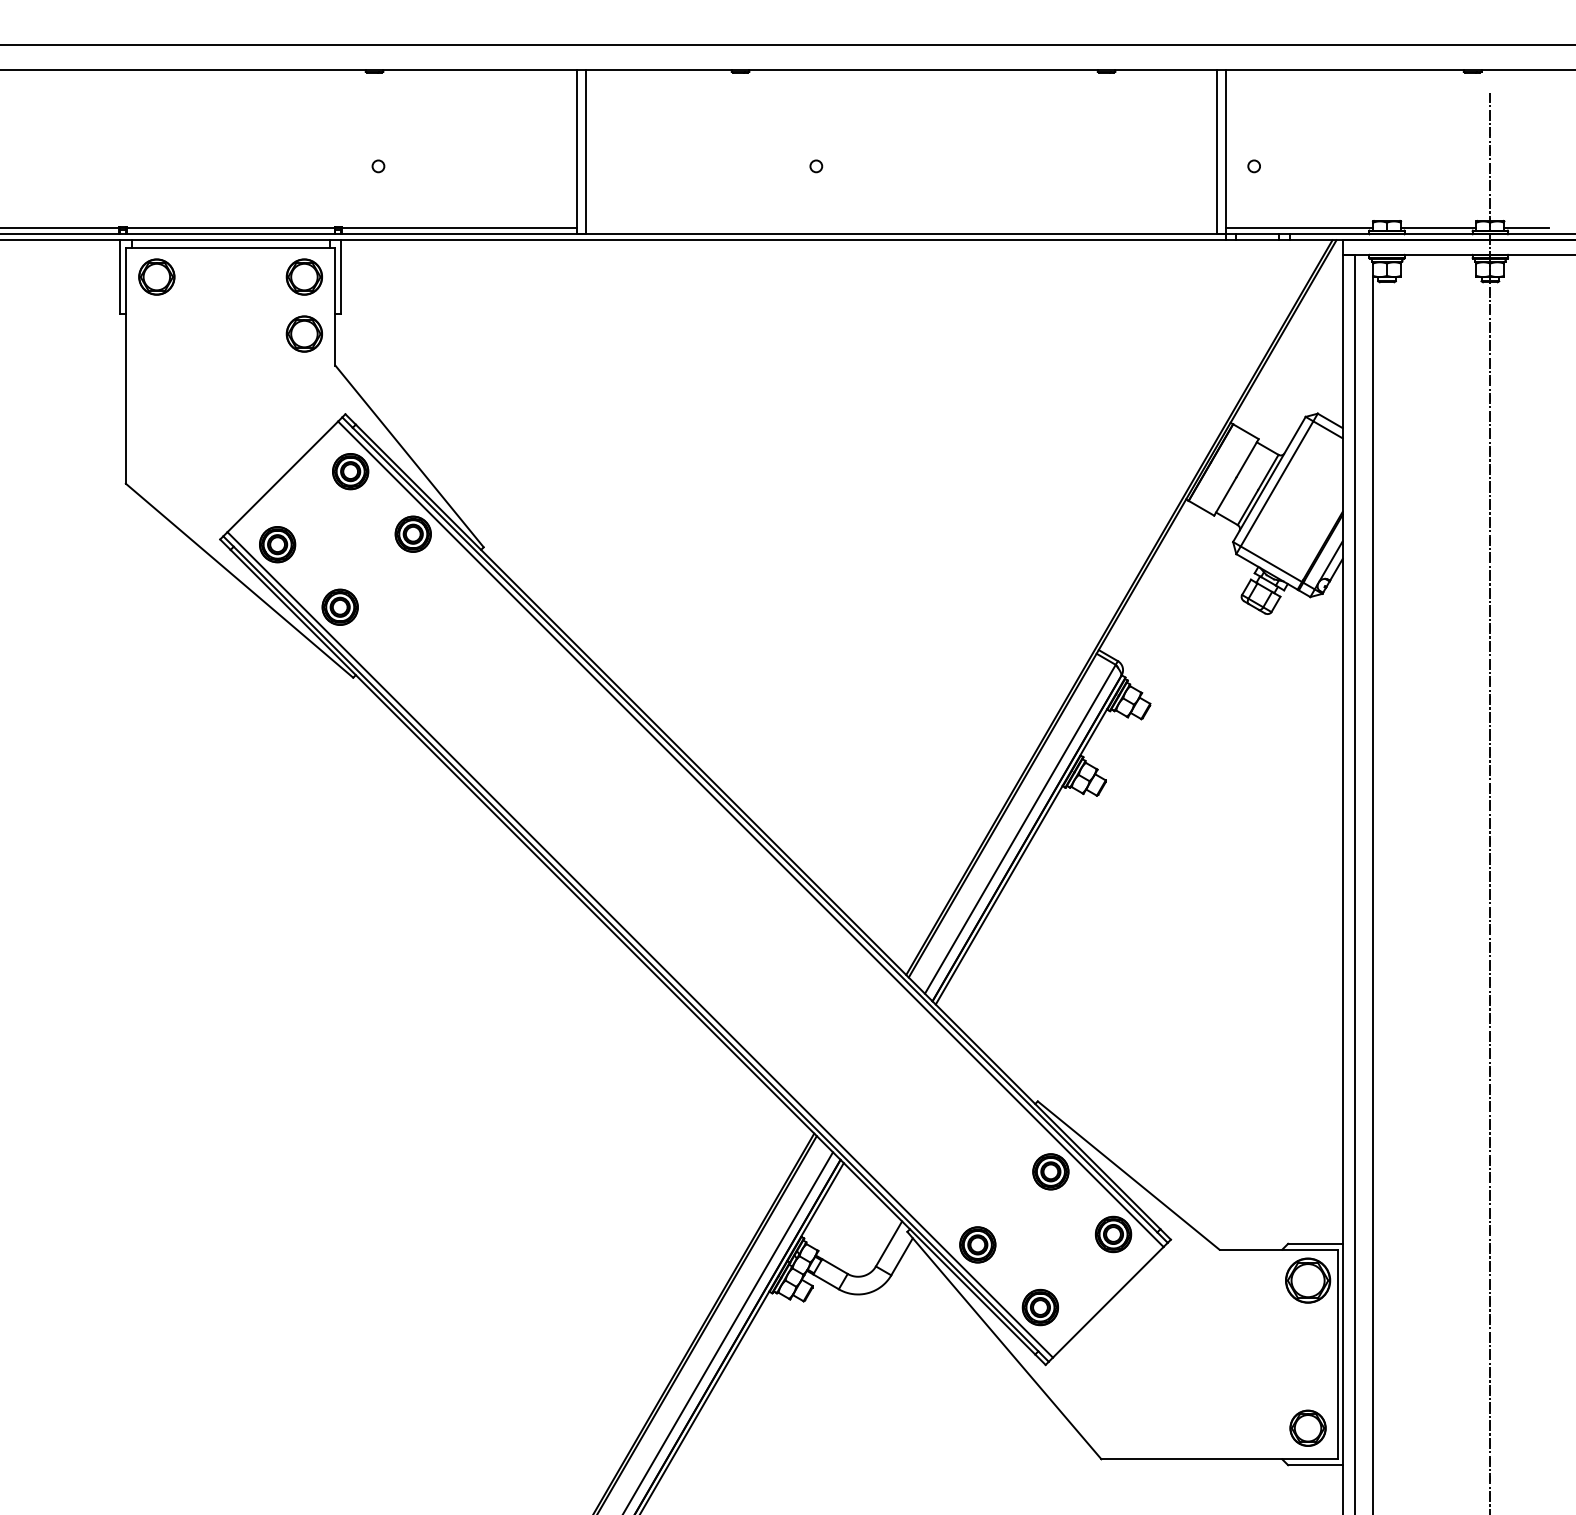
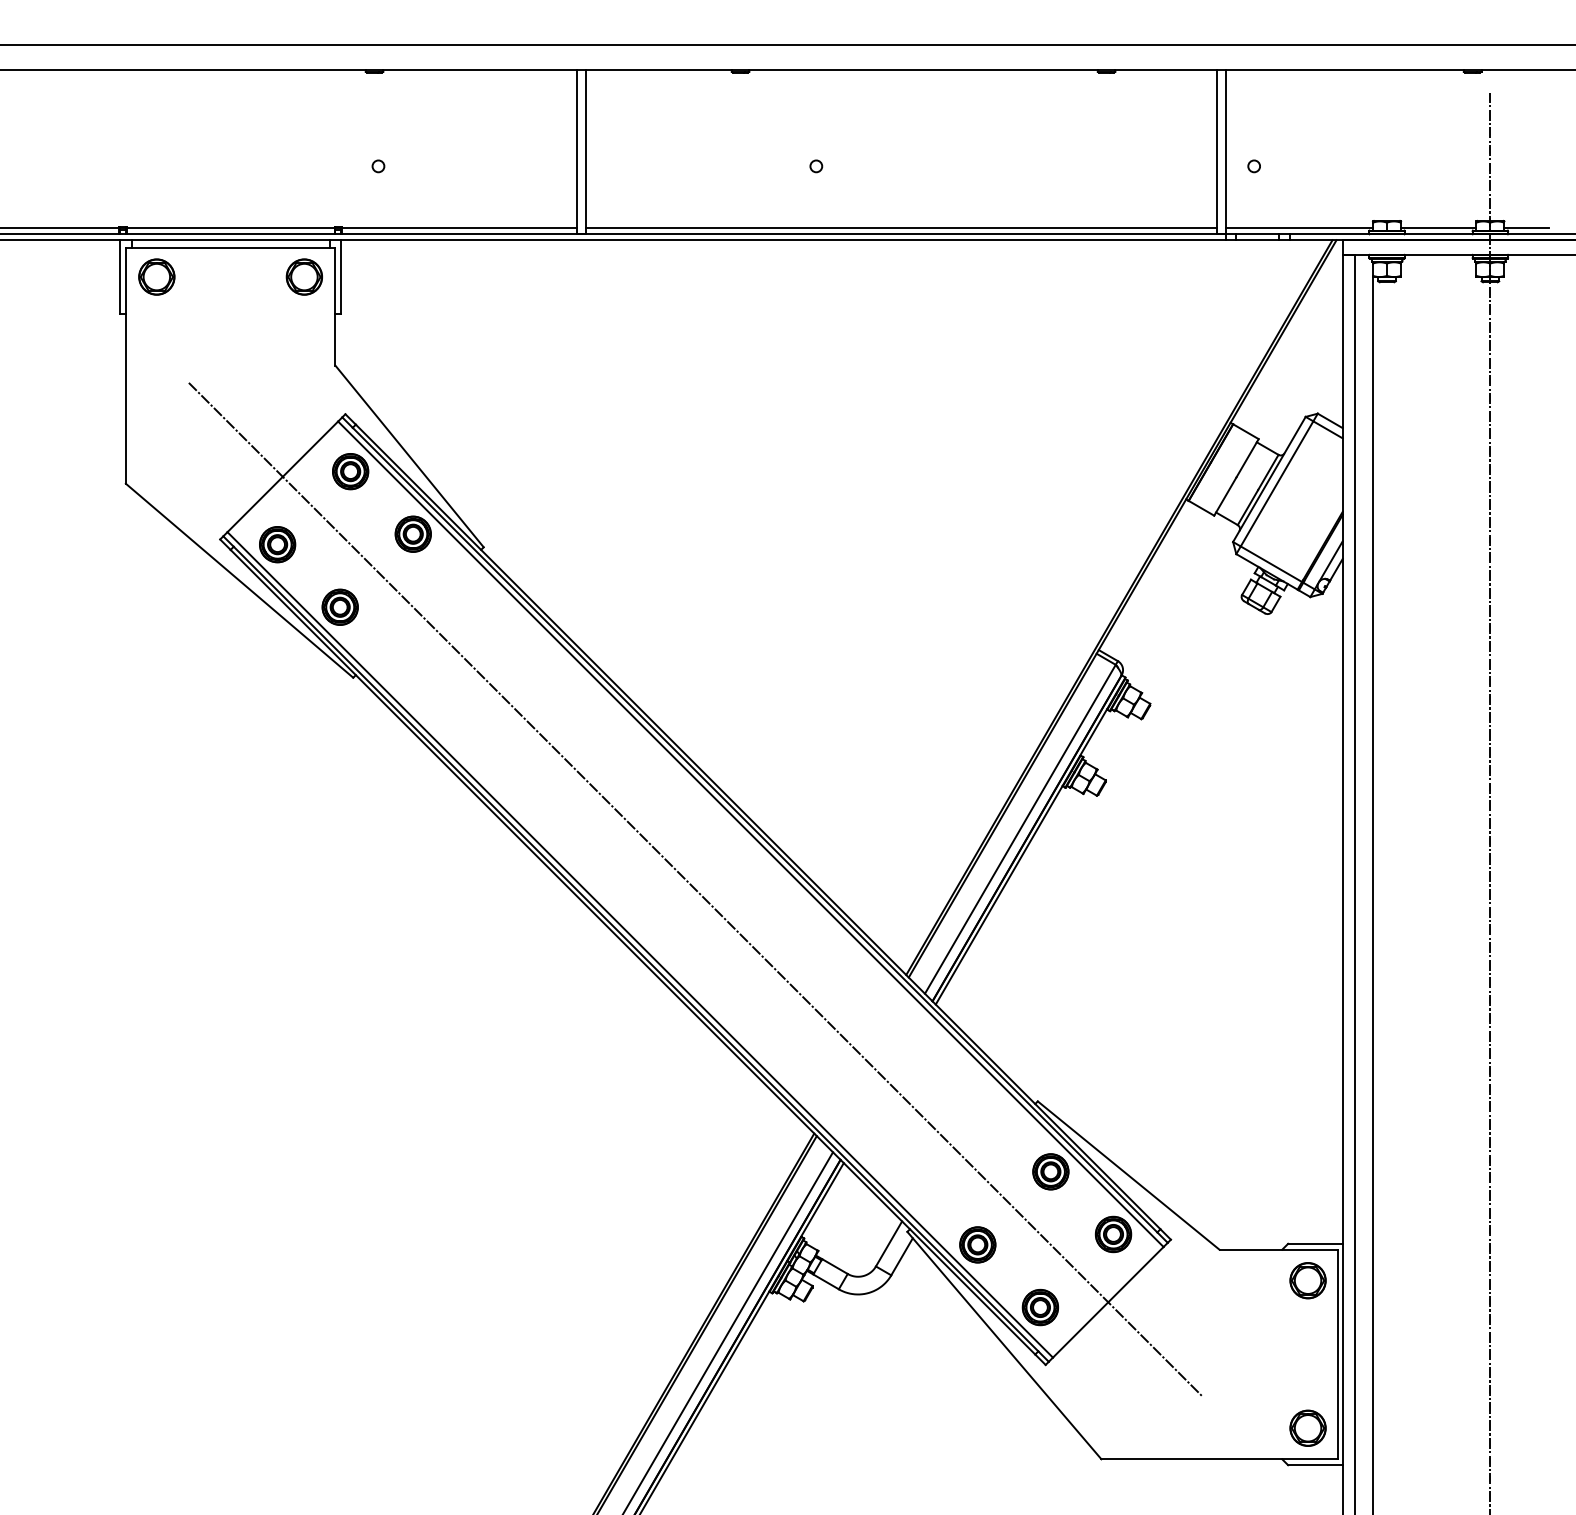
line: none -> present (901, 228)
part: present -> none (303, 333)
line: none -> present (695, 889)
part size: 47x47 px -> 38x38 px (1307, 1280)
